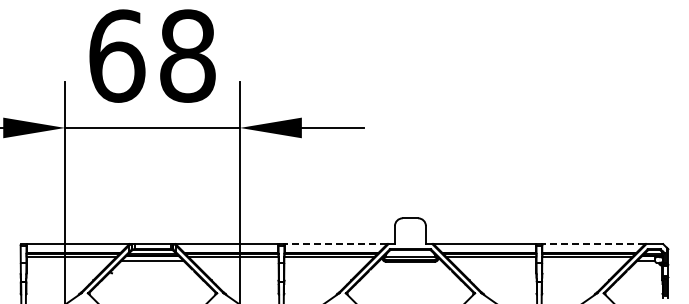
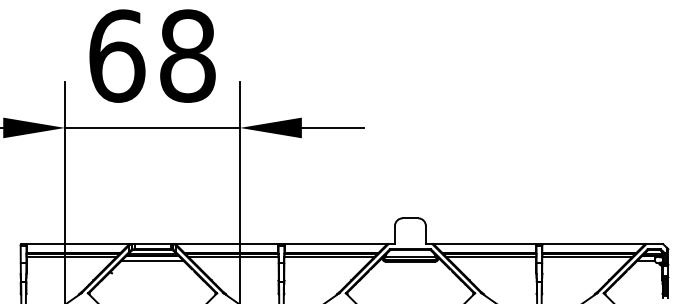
line: dashed -> solid (335, 244)
line: dashed -> solid (593, 244)
